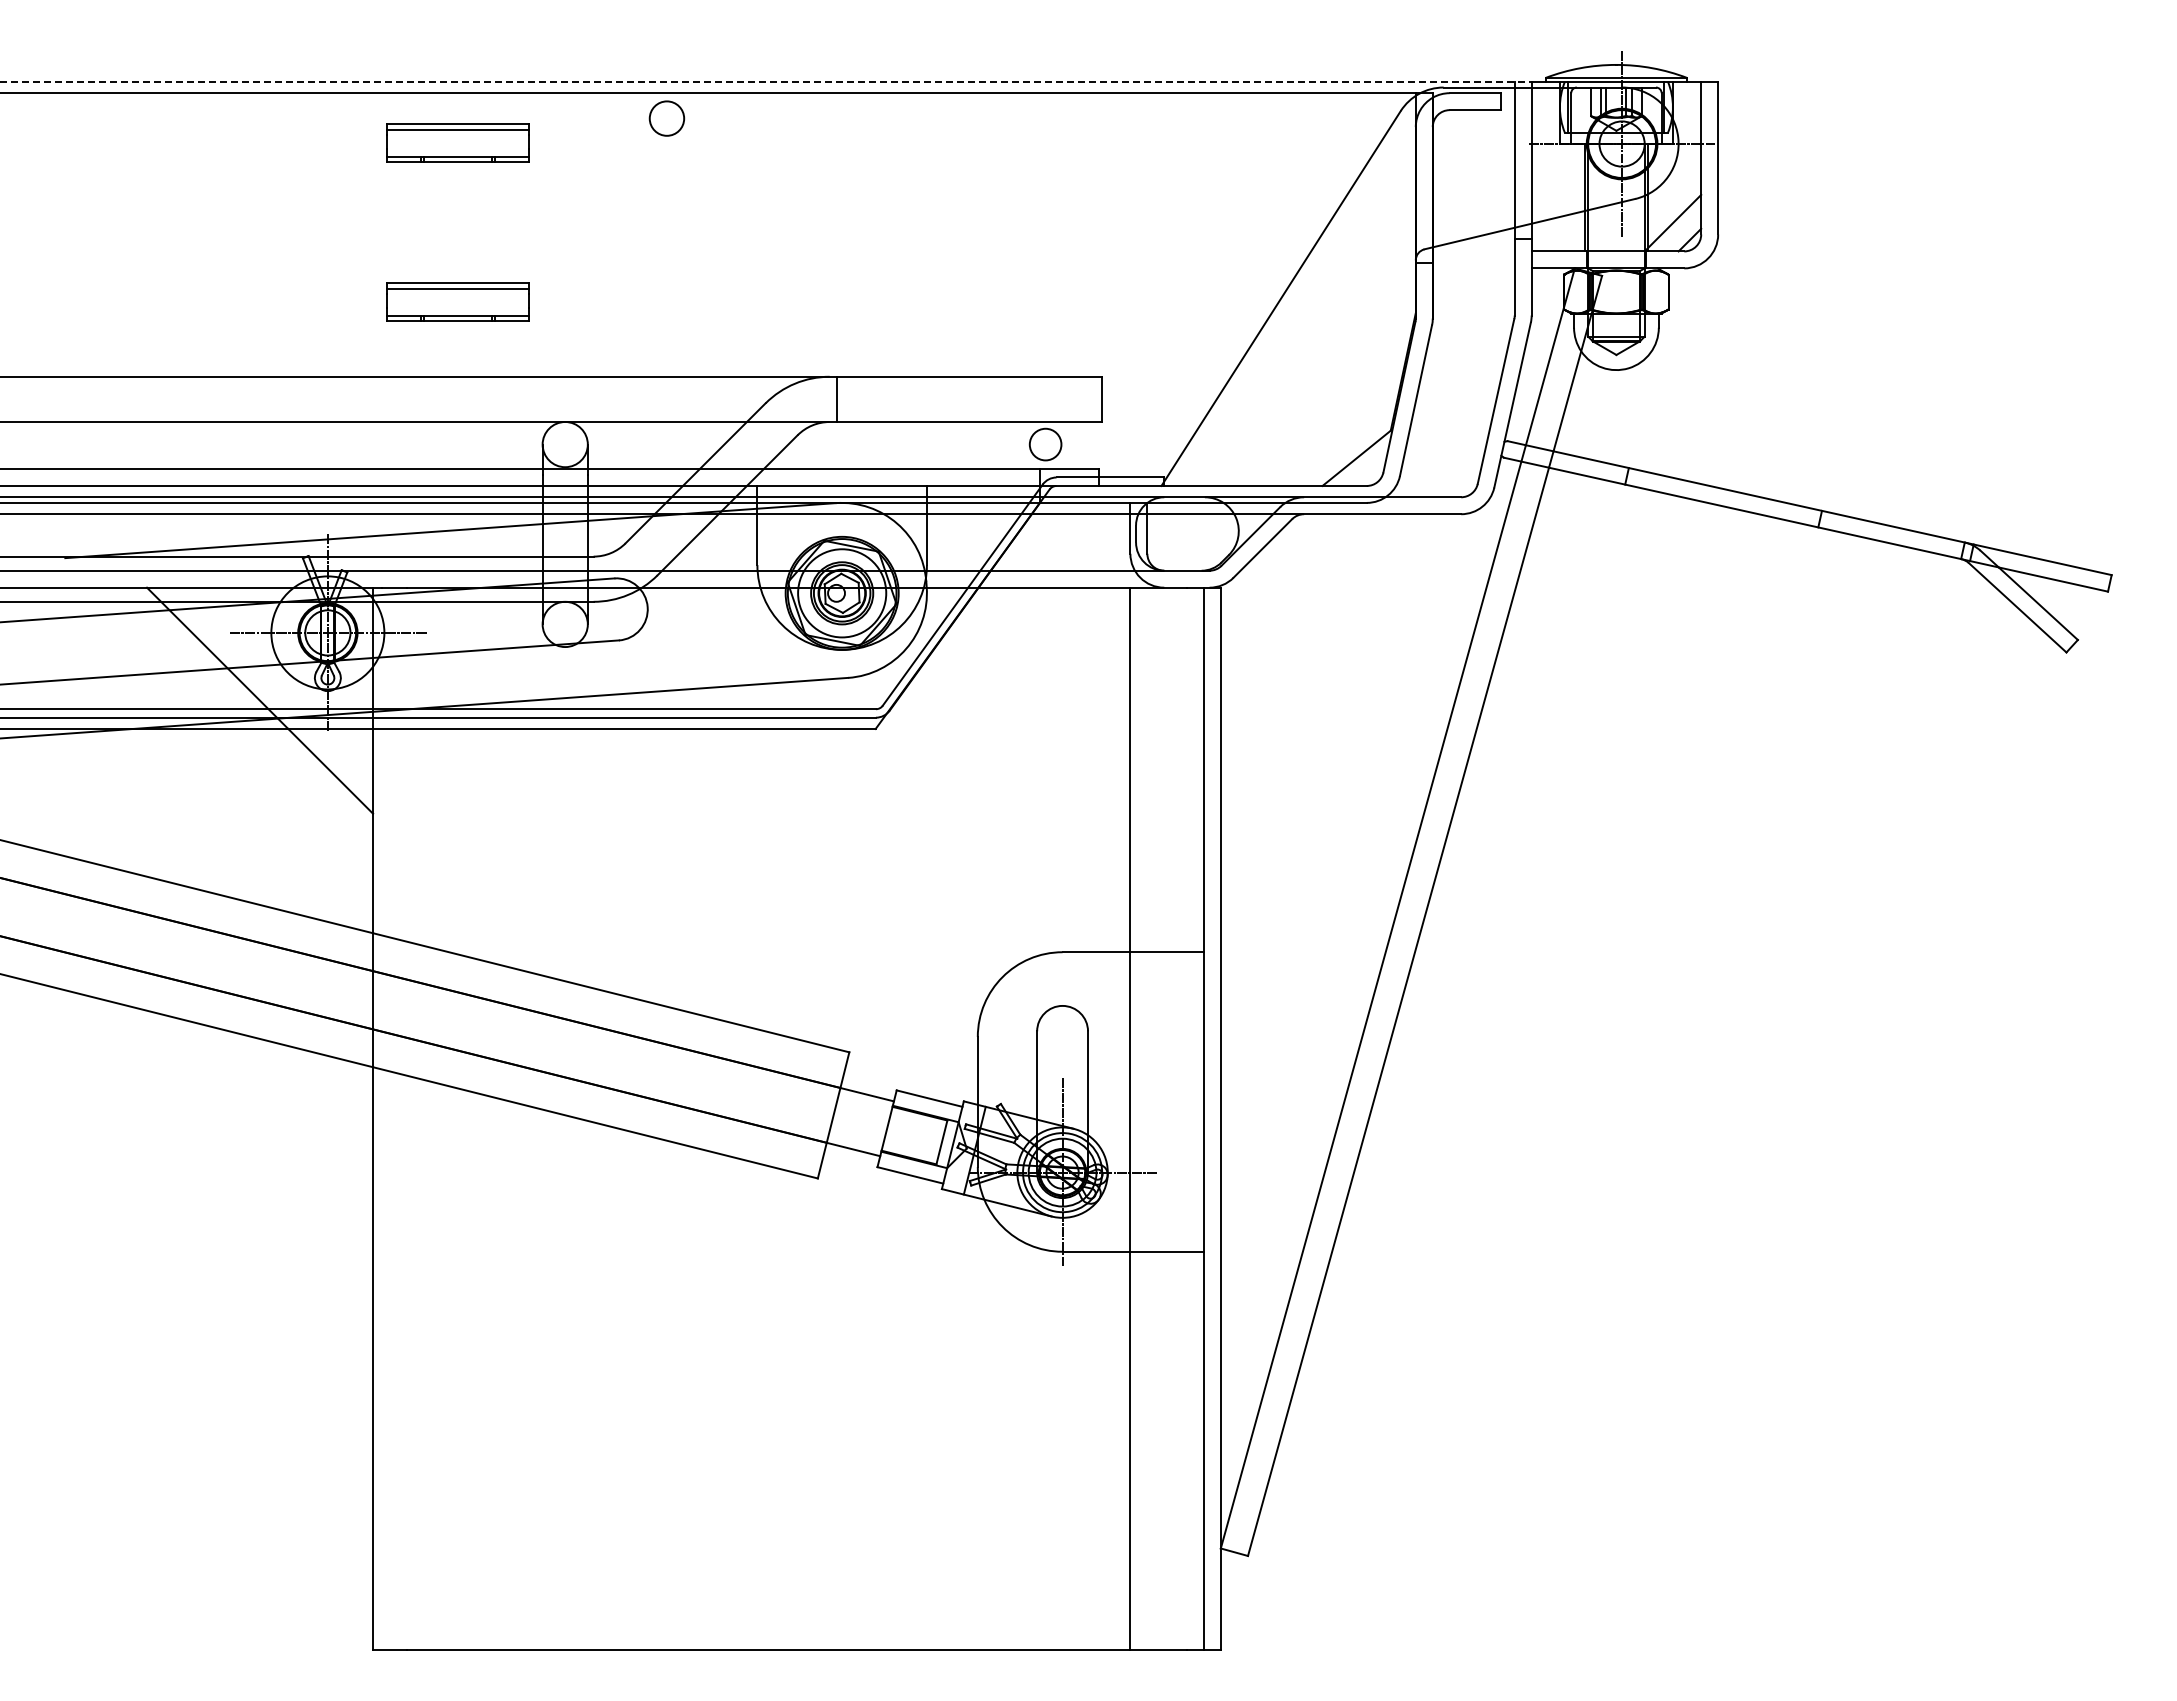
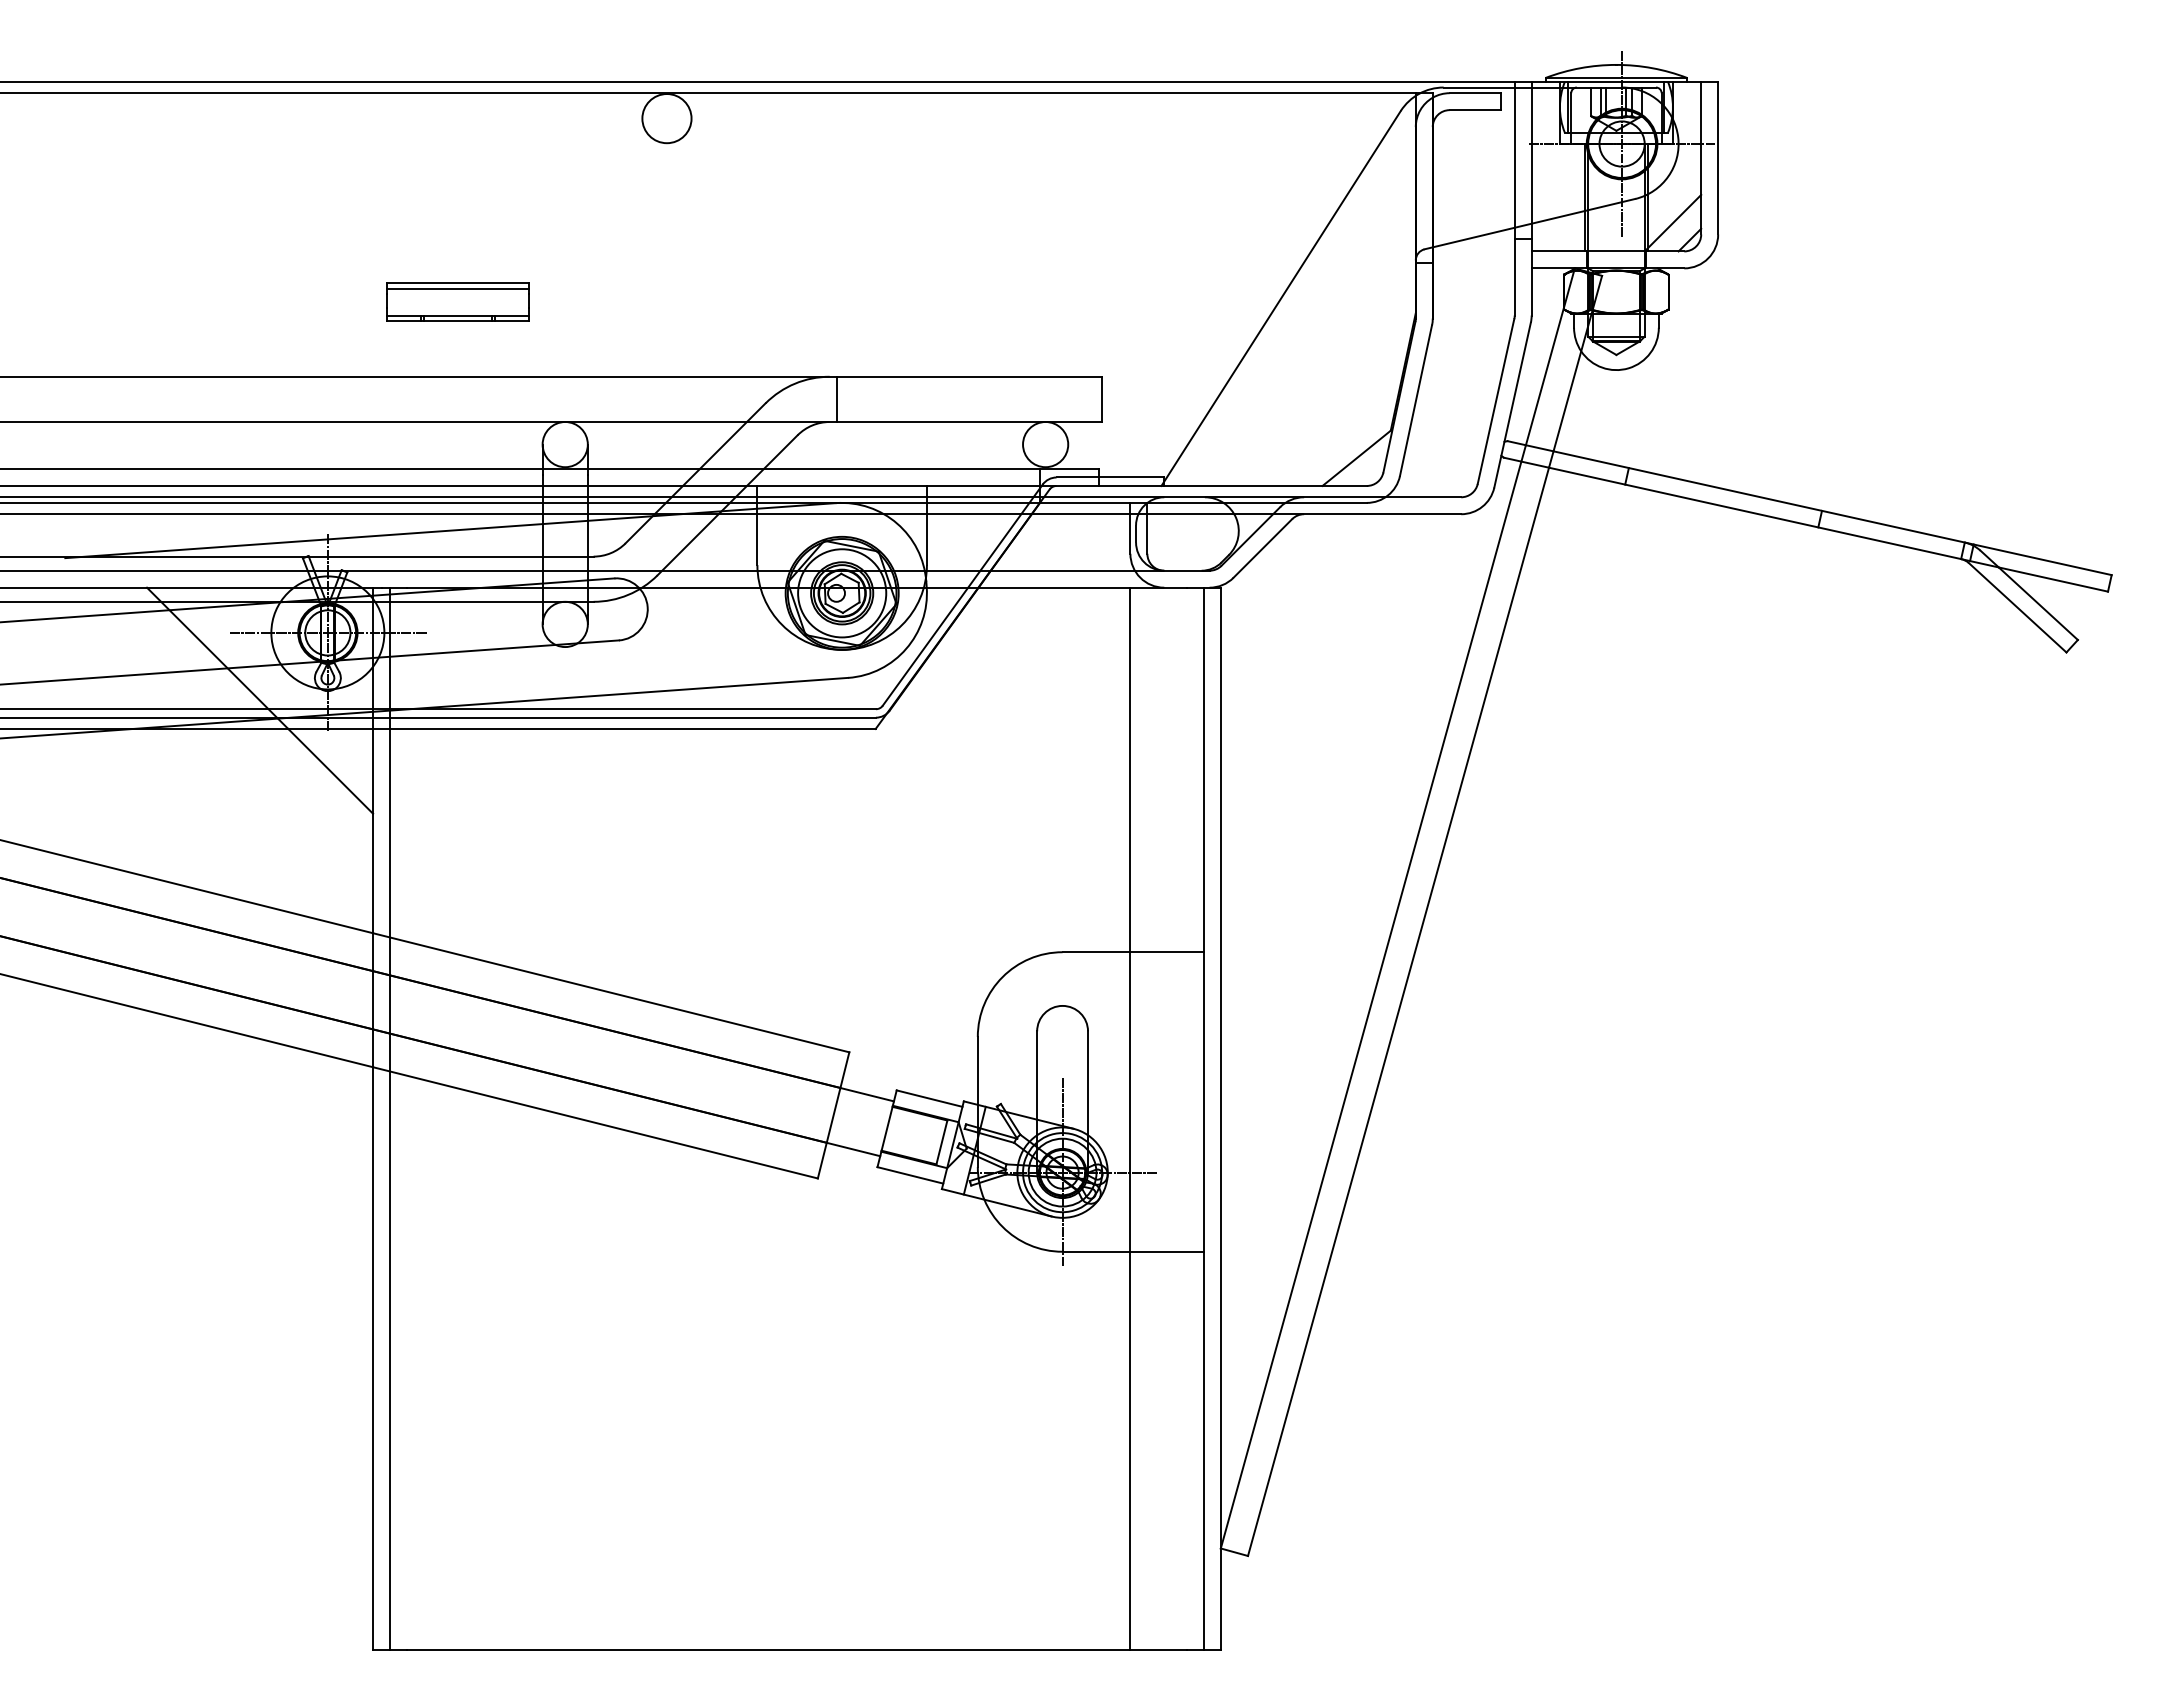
line: dashed -> solid (766, 81)
circle diameter: 34 px -> 49 px (666, 118)
part: present -> none (457, 142)
circle diameter: 32 px -> 45 px (1045, 444)
line: none -> present (390, 1118)
